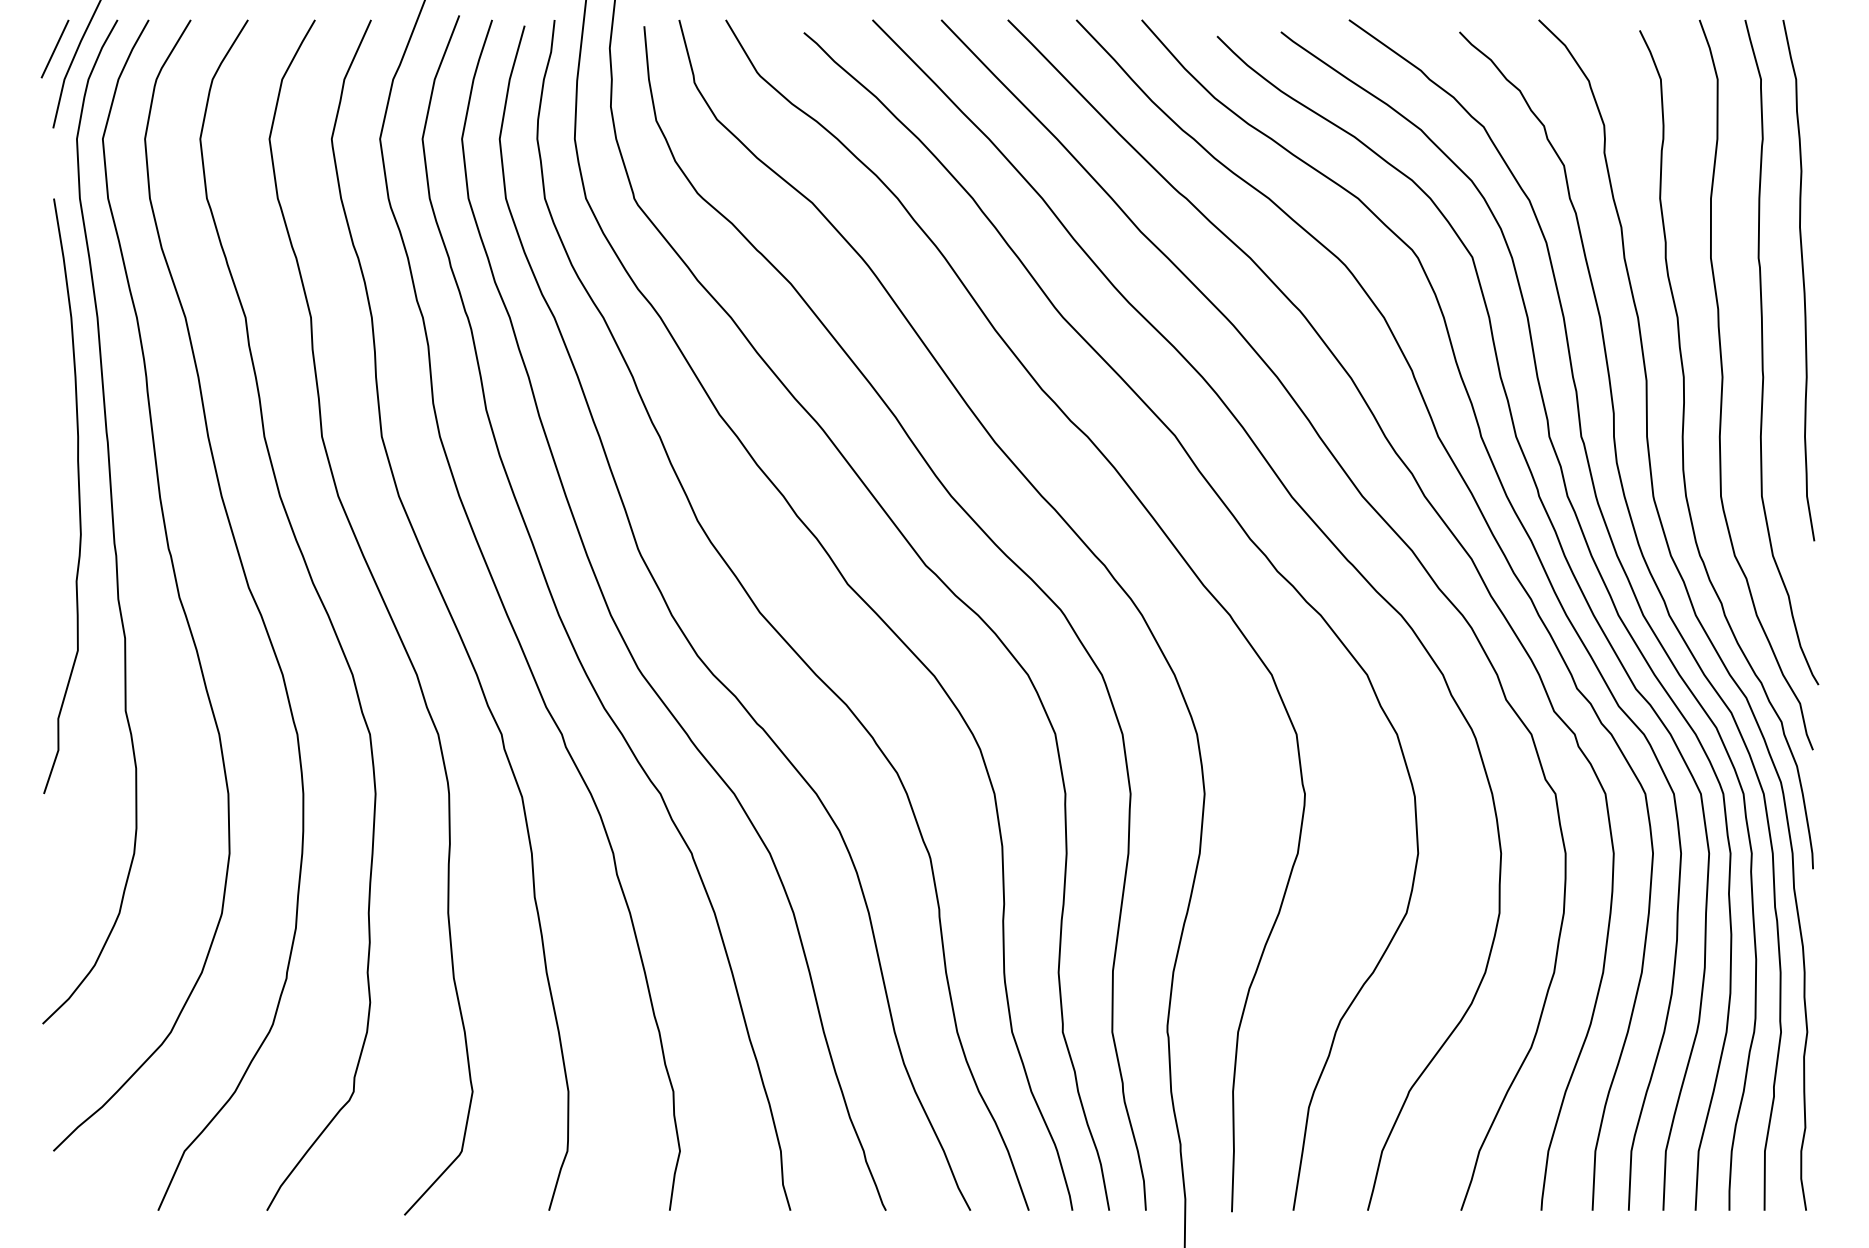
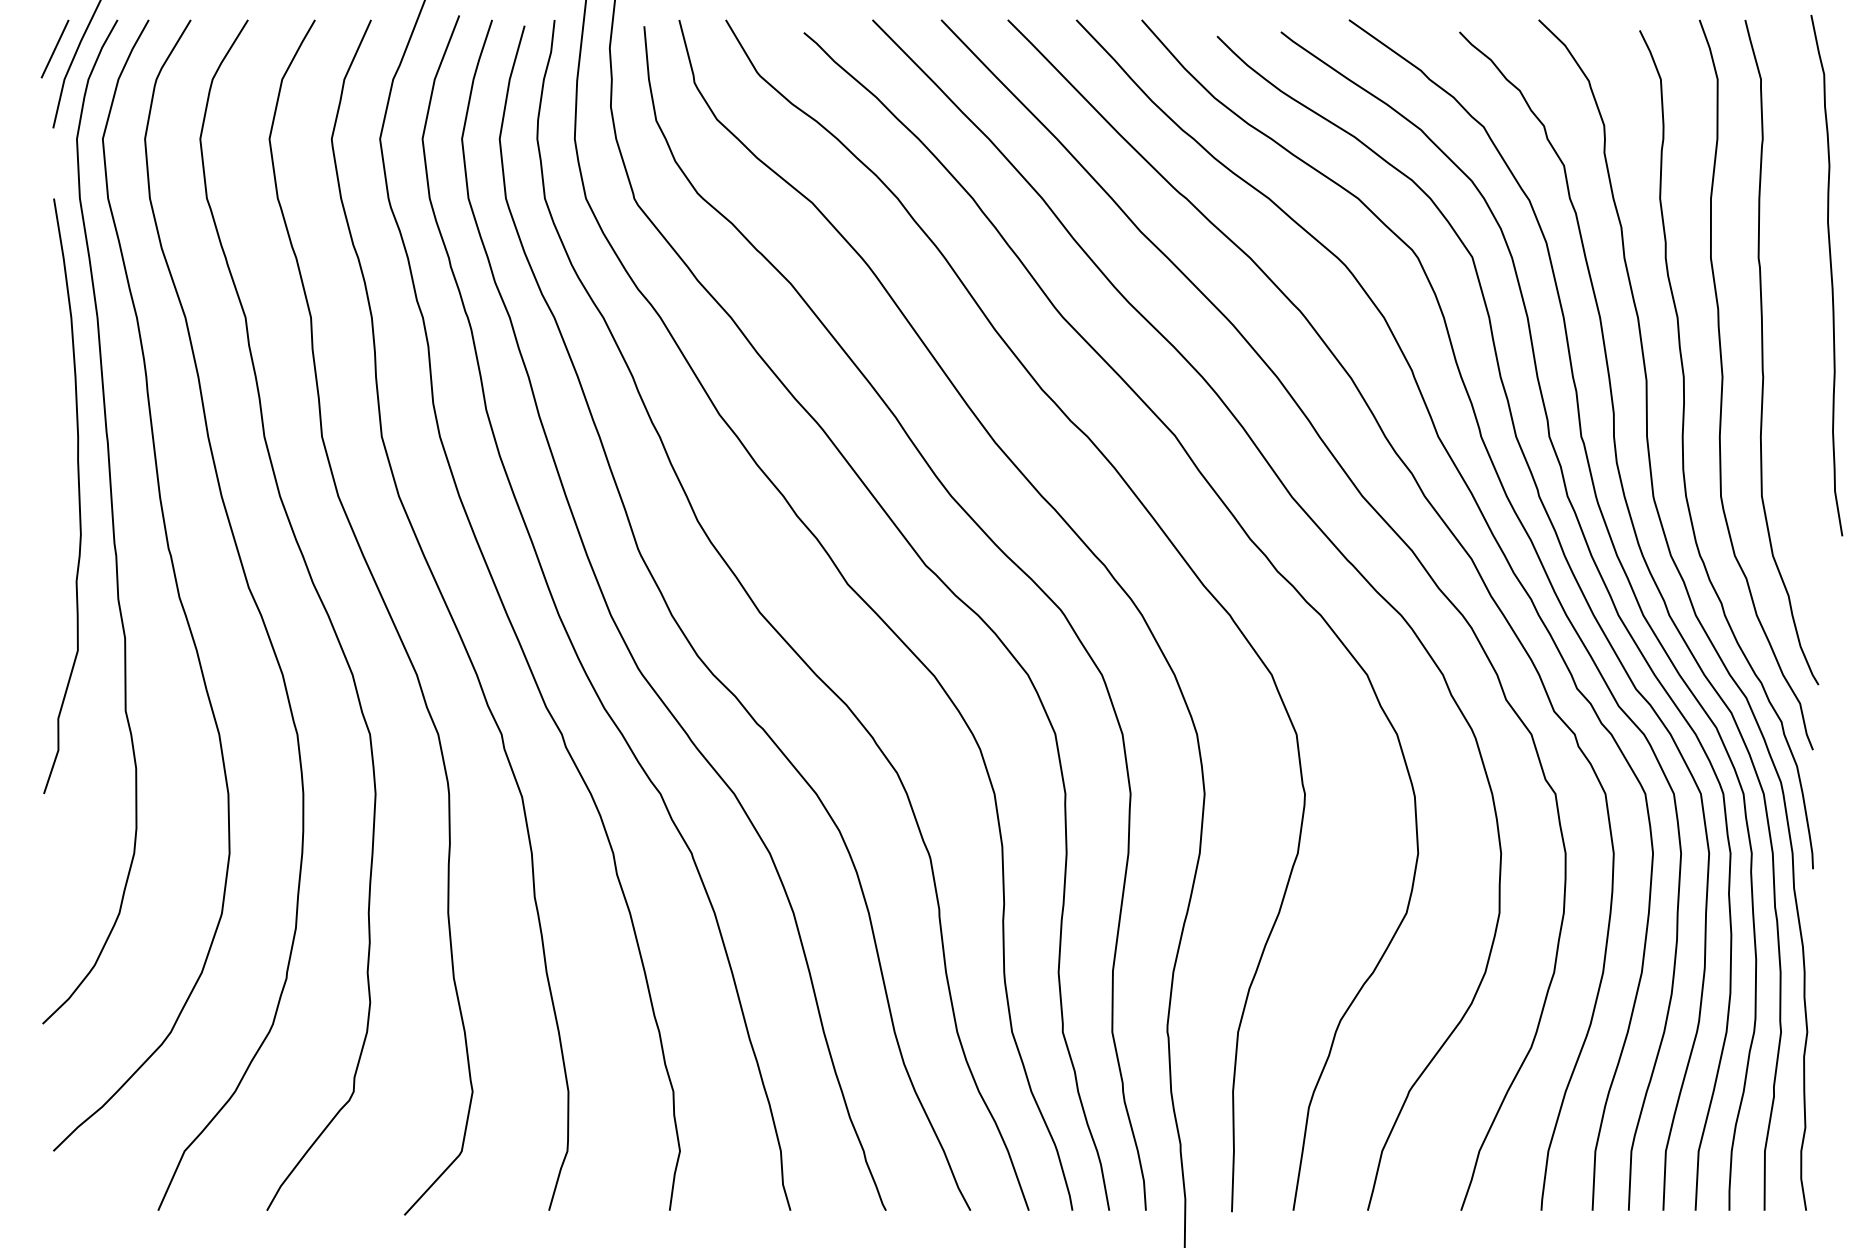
curve position: (1802, 280) -> (1830, 275) (1830, 275)
